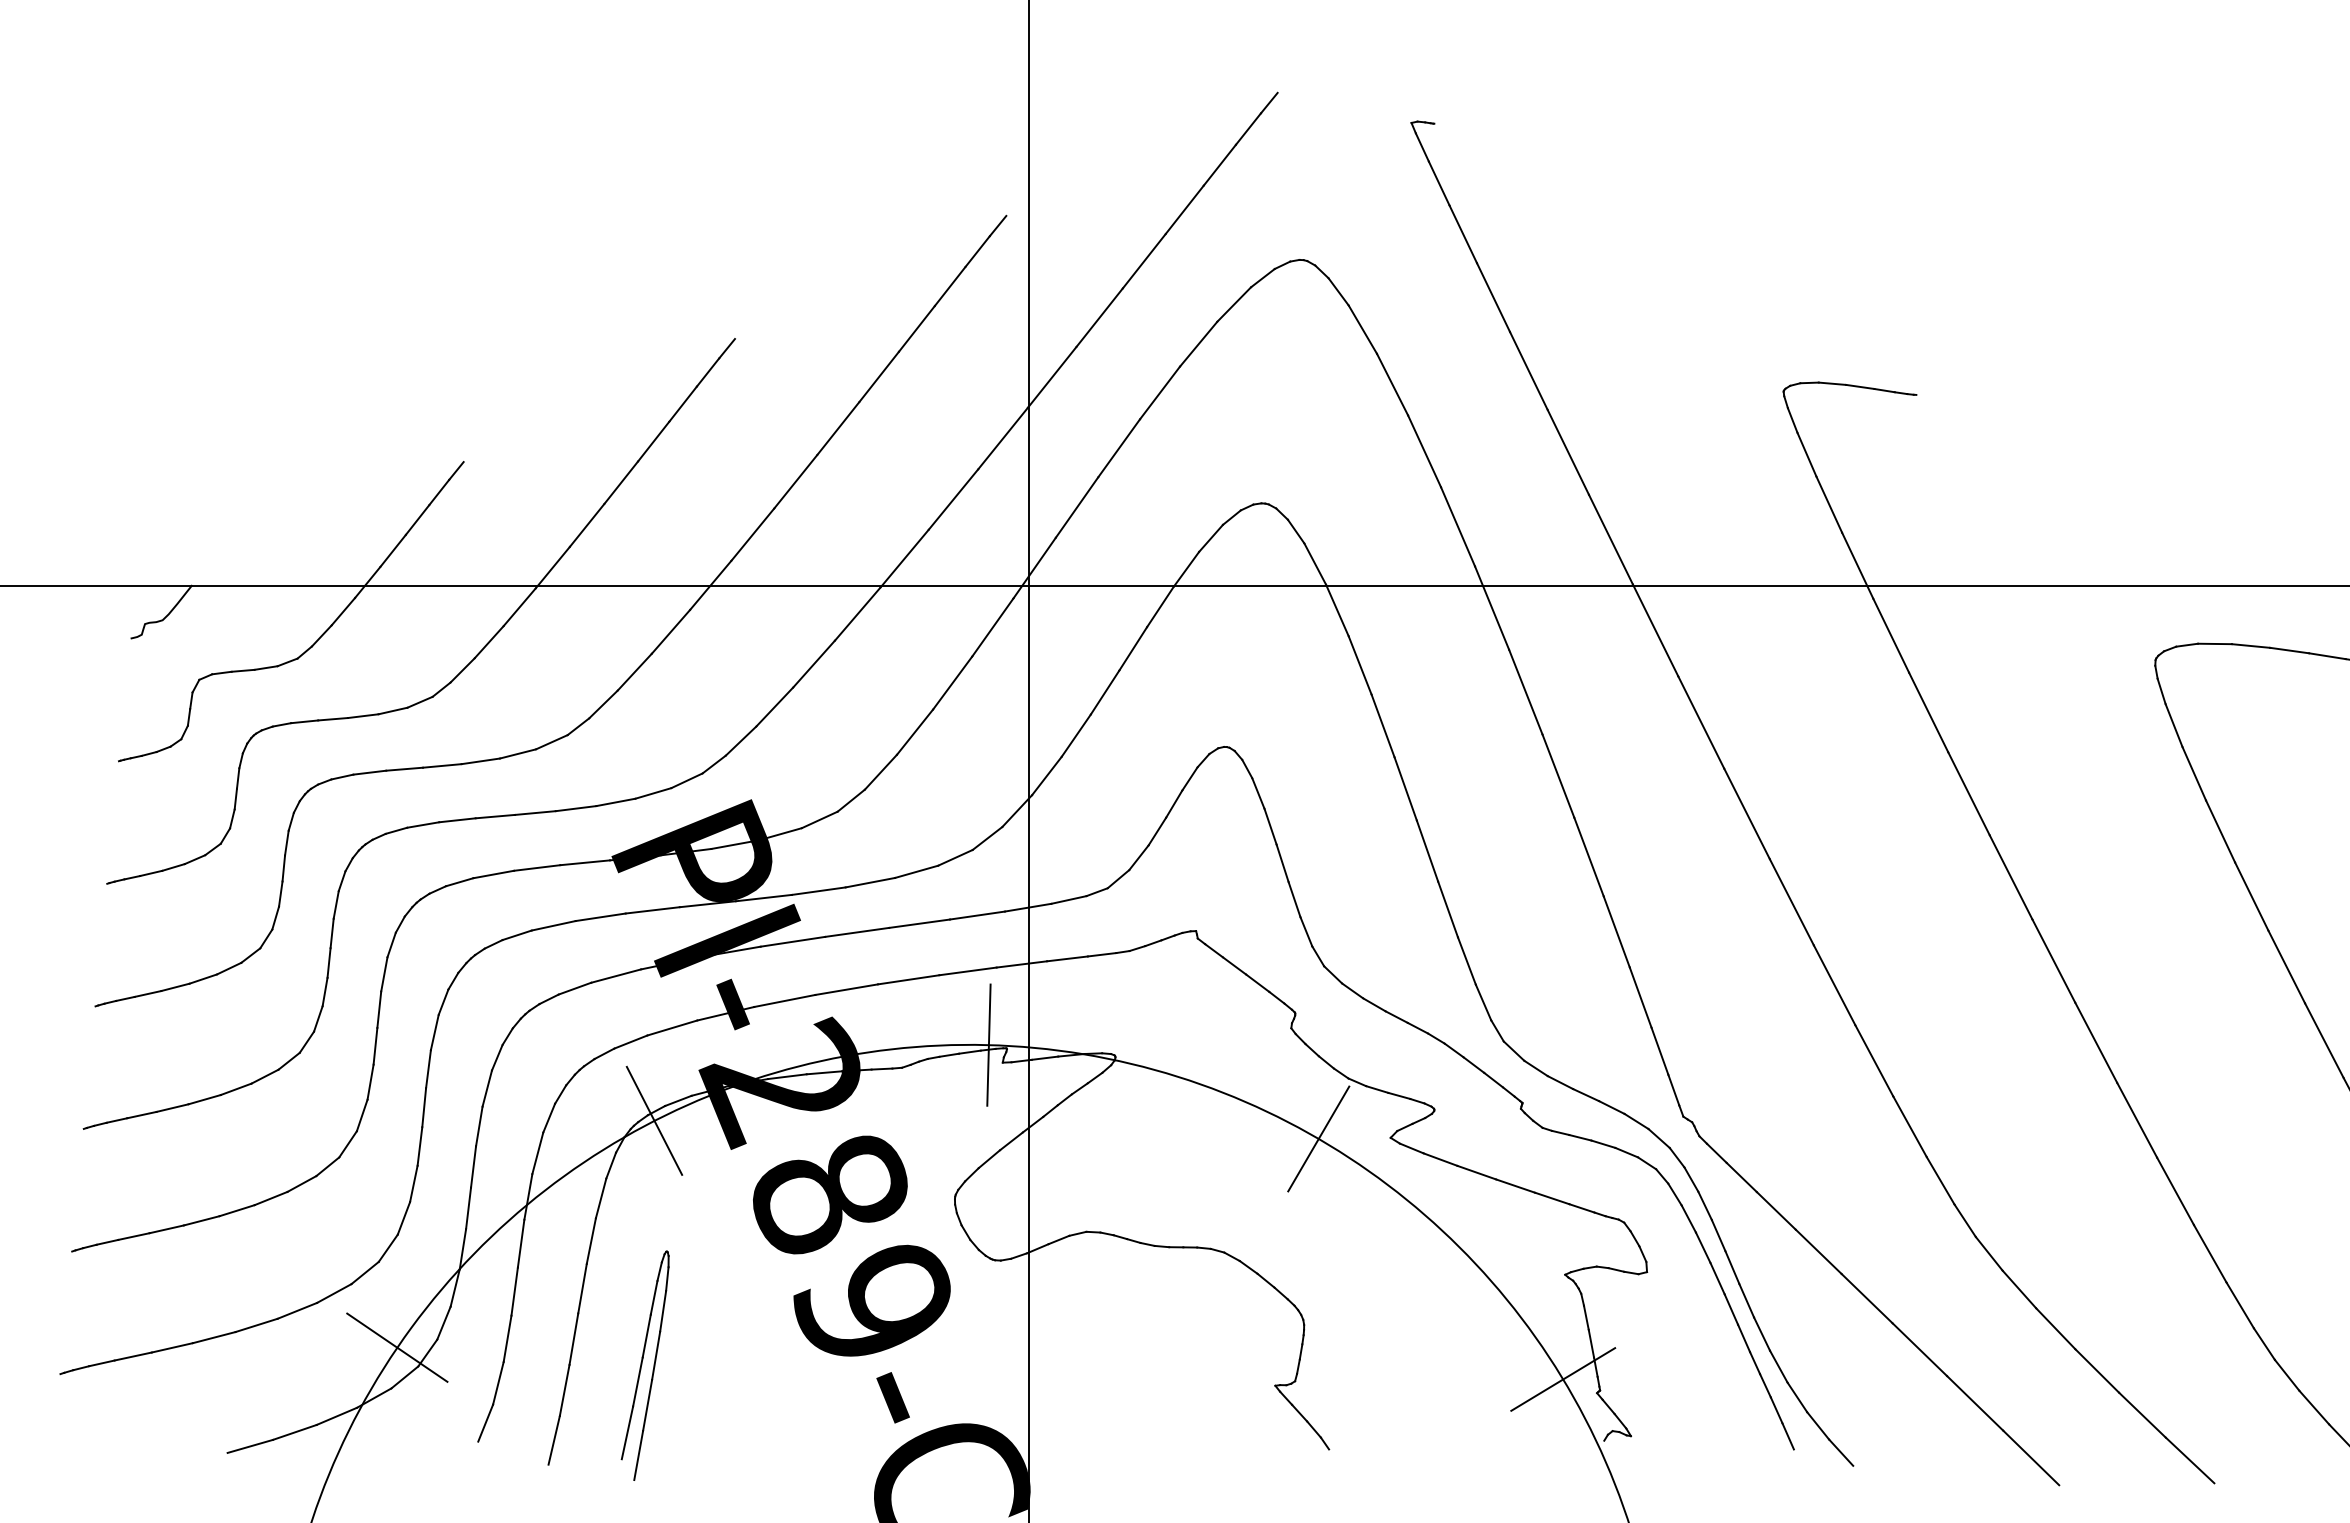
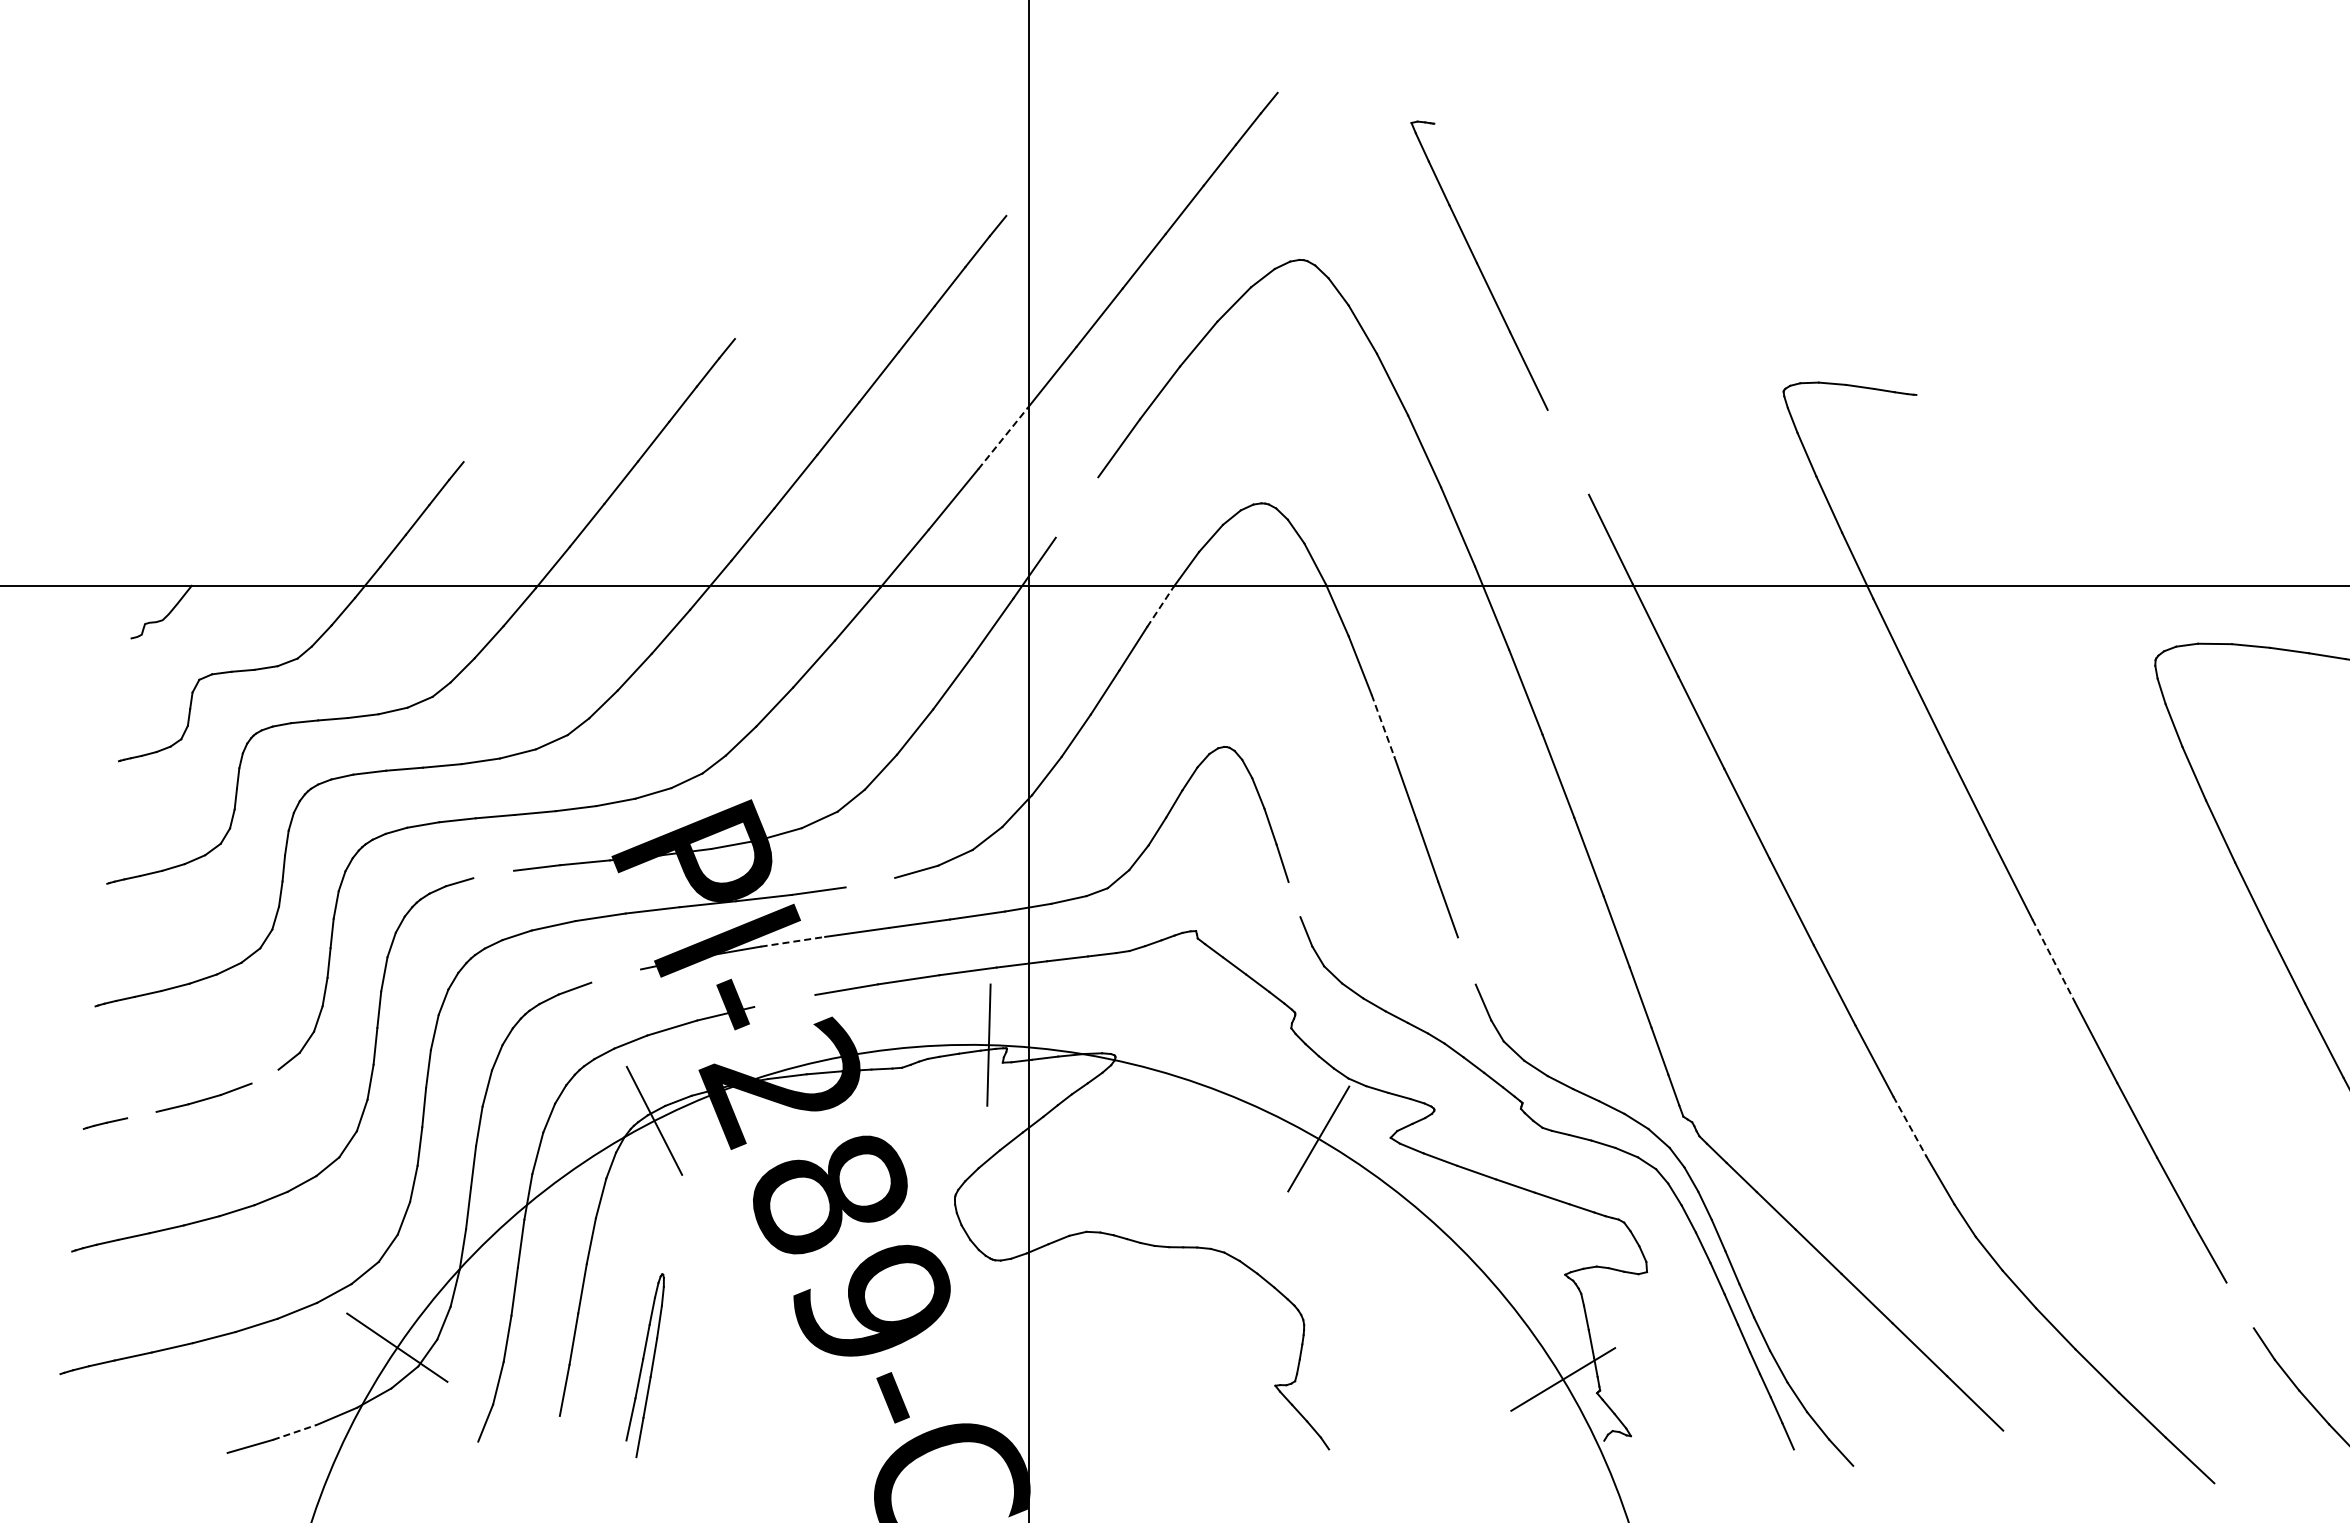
line: solid -> dashed (1003, 438)
line: present -> none (1567, 451)
line: present -> none (1076, 507)
line: solid -> dashed (1160, 606)
line: solid -> dashed (1383, 726)
line: present -> none (493, 874)
line: present -> none (870, 882)
line: present -> none (1294, 899)
line: solid -> dashed (792, 941)
line: present -> none (1466, 960)
line: solid -> dashed (2053, 961)
line: present -> none (616, 975)
line: present -> none (784, 1000)
line: present -> none (264, 1076)
line: present -> none (141, 1114)
line: solid -> dashed (1910, 1126)
line: present -> none (2239, 1305)
part size: 50x231 px -> 40x185 px (644, 1365)
line: solid -> dashed (295, 1432)
line: present -> none (553, 1439)
line: present -> none (2031, 1457)
